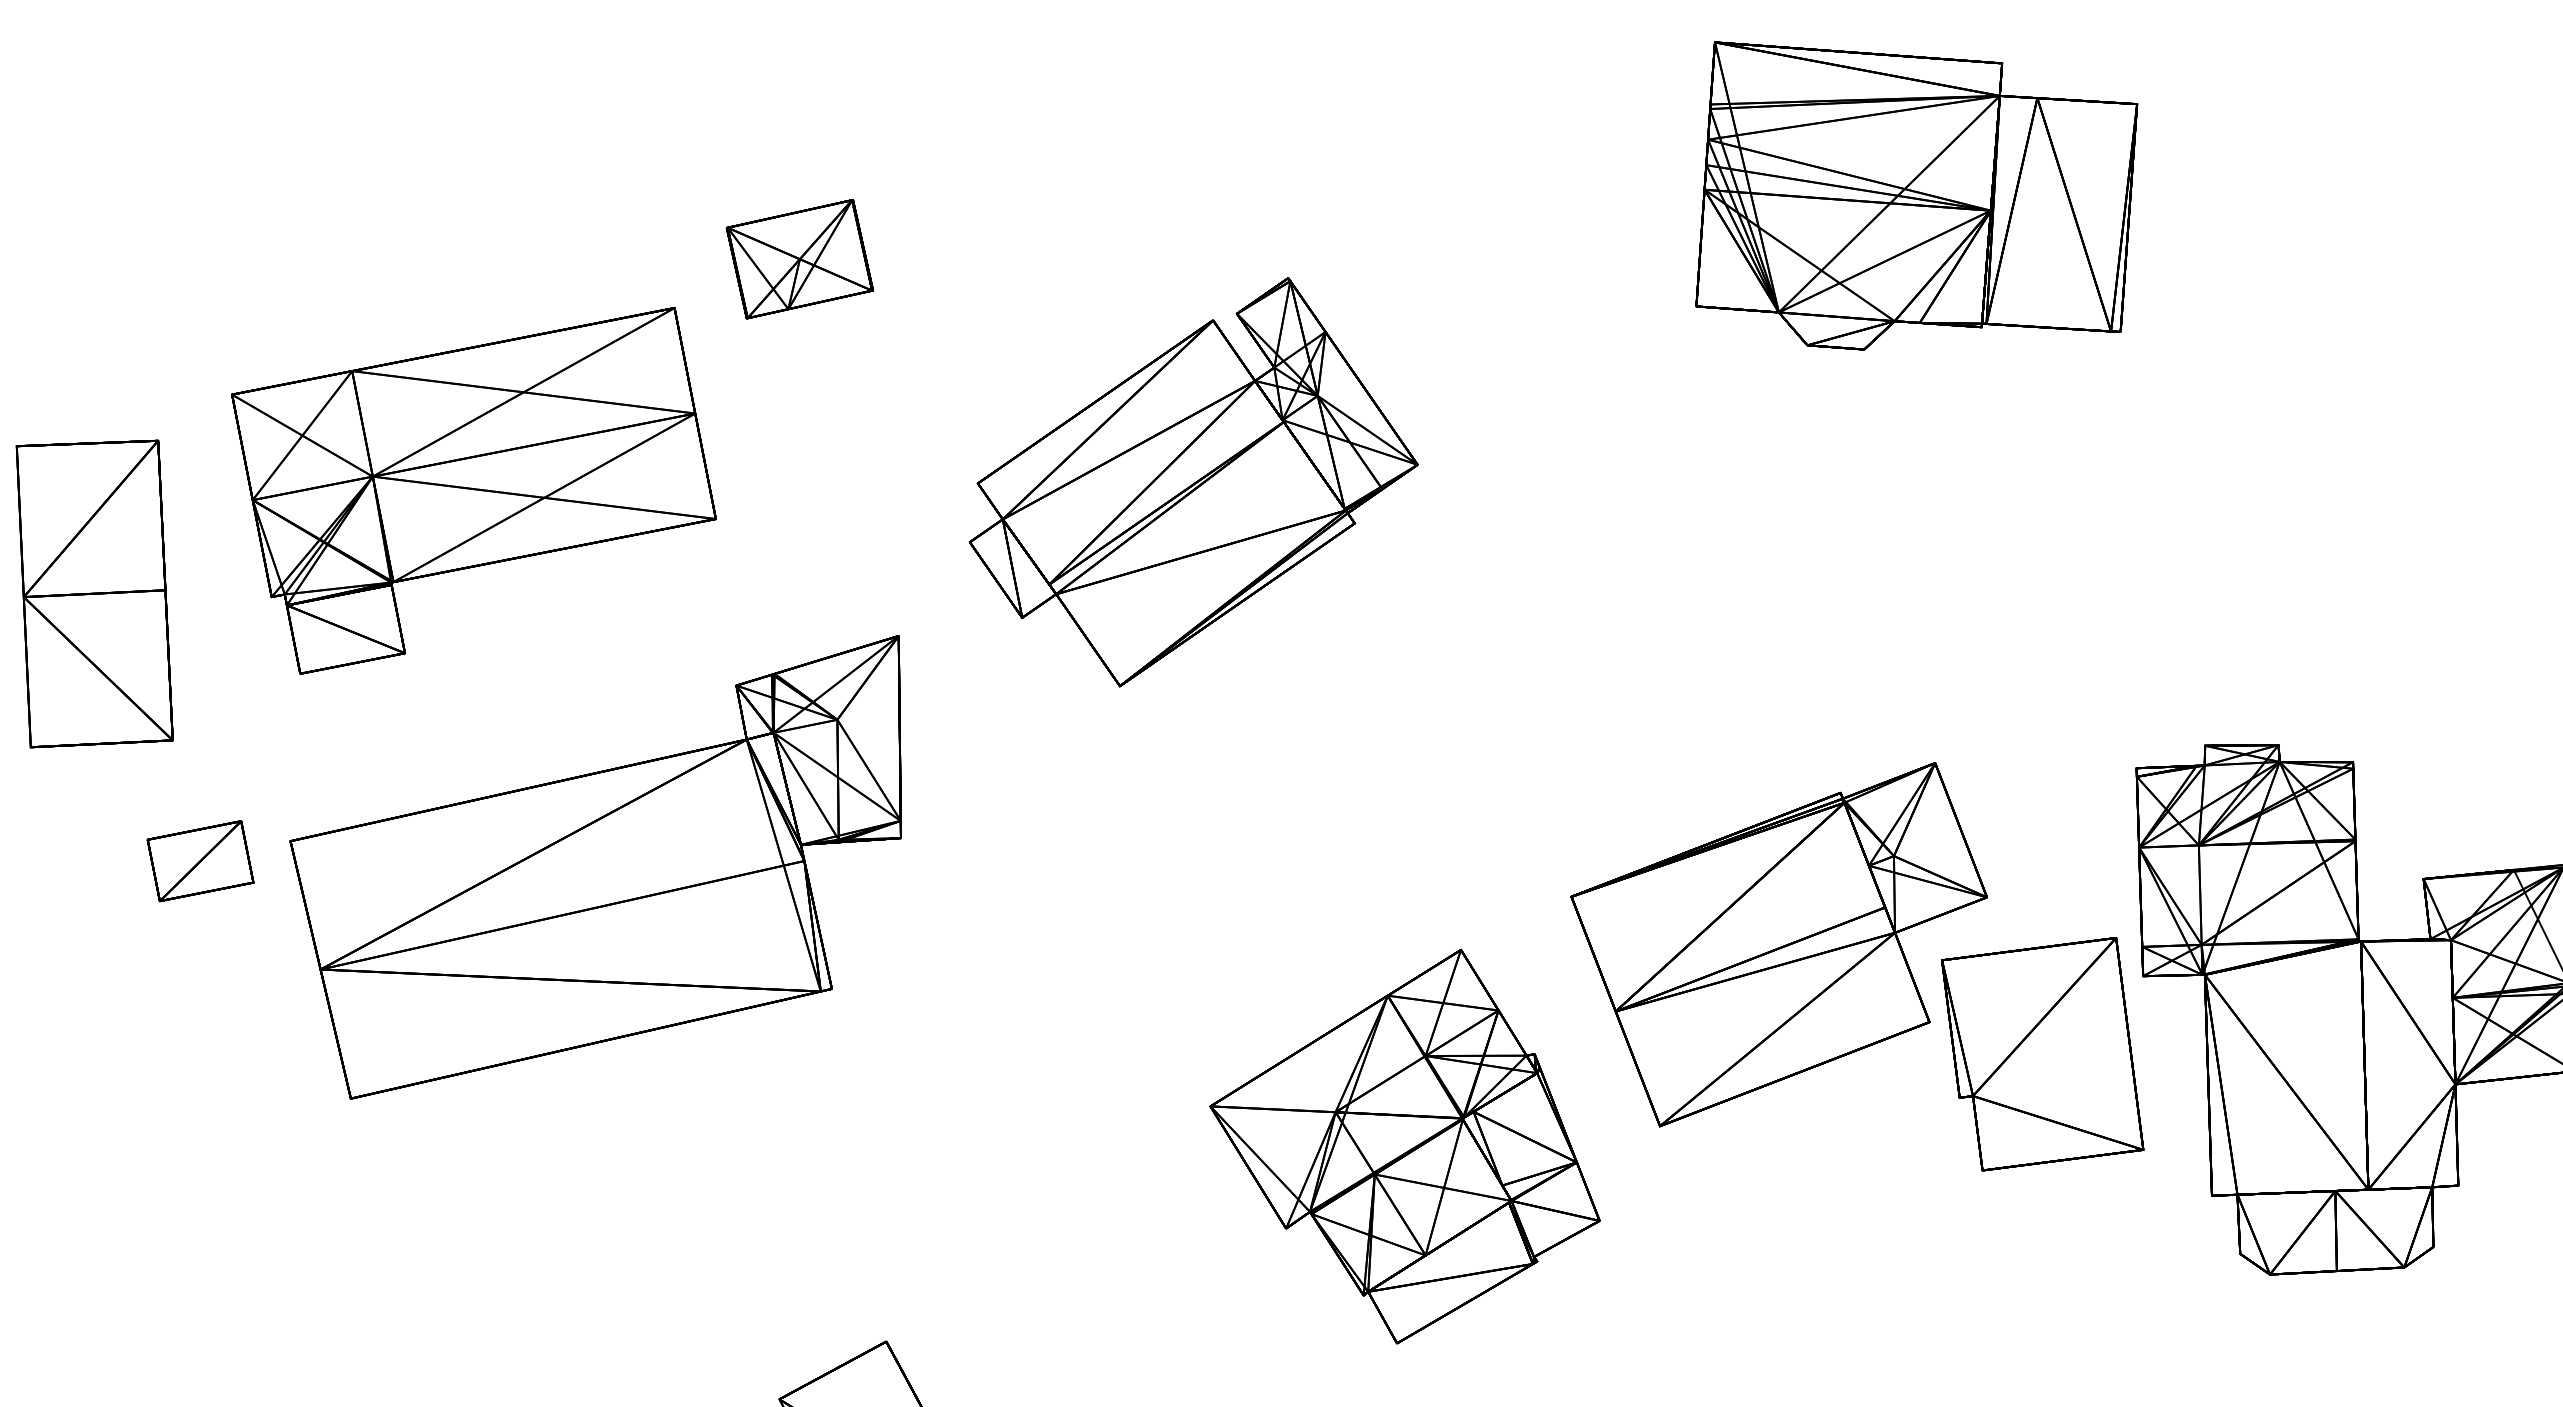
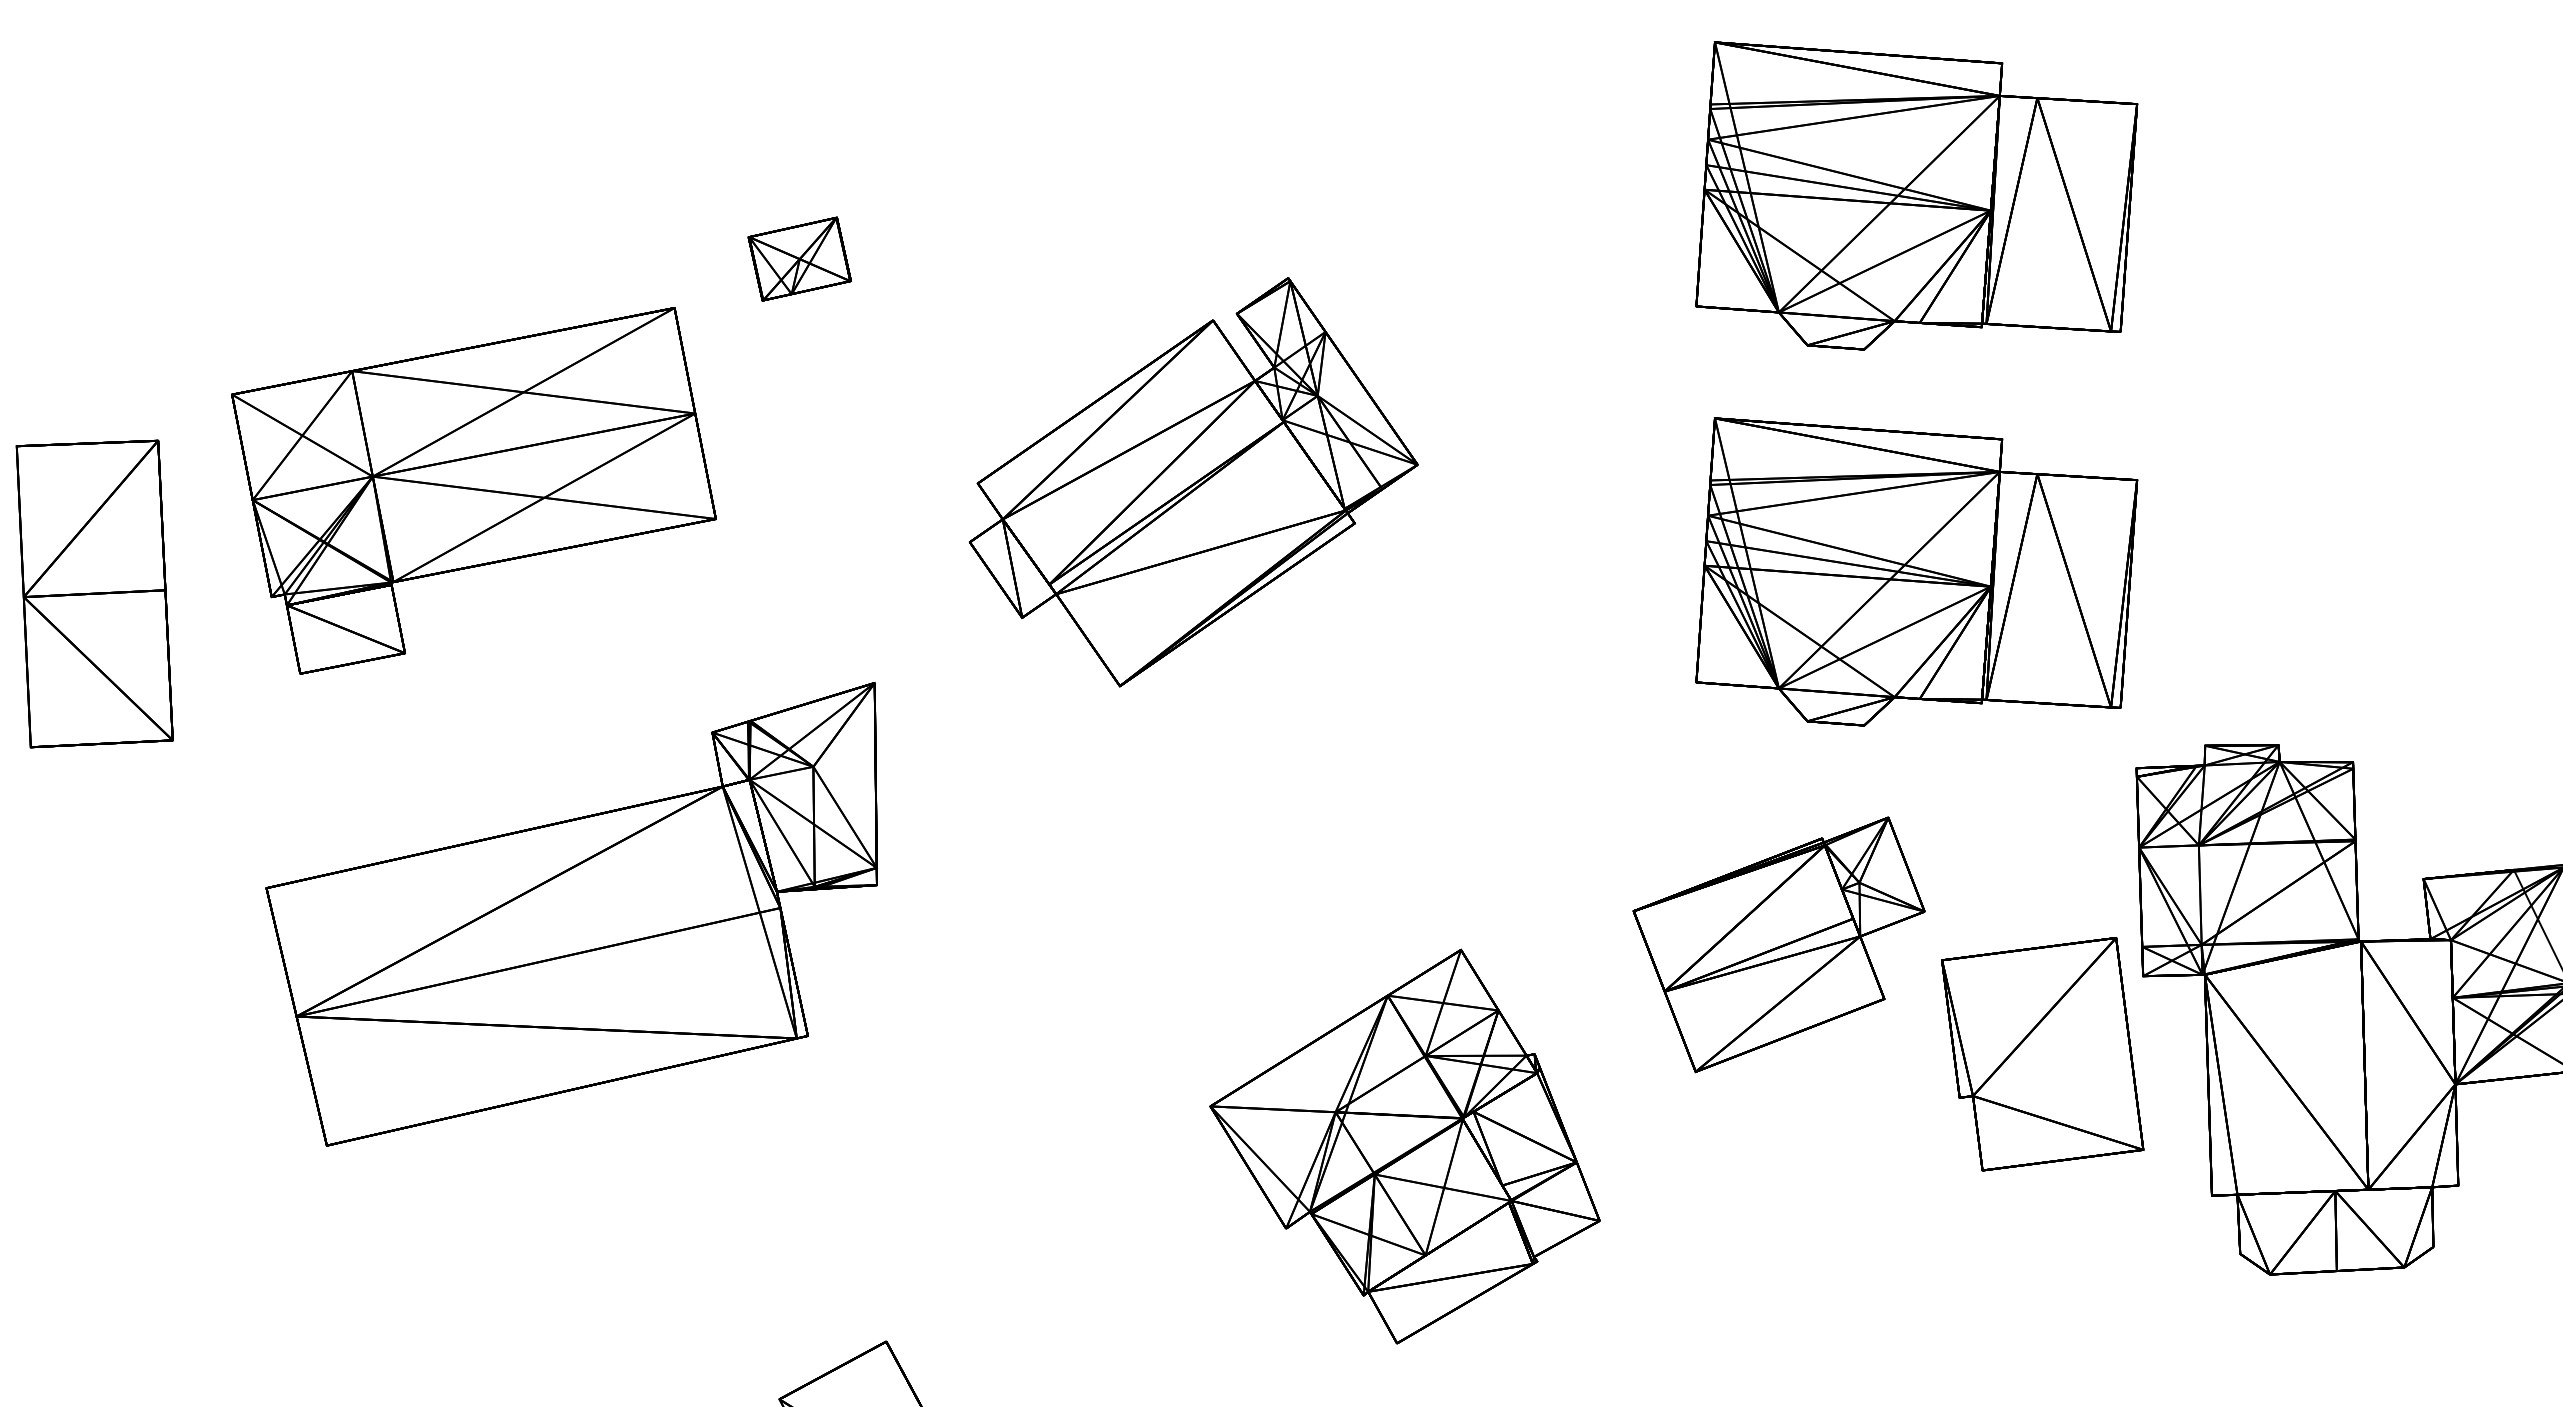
part size: 149x122 px -> 105x86 px (799, 258)
part: none -> present (1916, 571)
part: present -> none (200, 861)
part position: (595, 866) -> (571, 913) (571, 913)
part size: 418x366 px -> 294x258 px (1778, 944)
